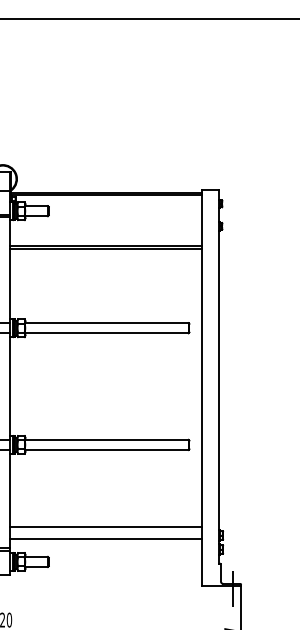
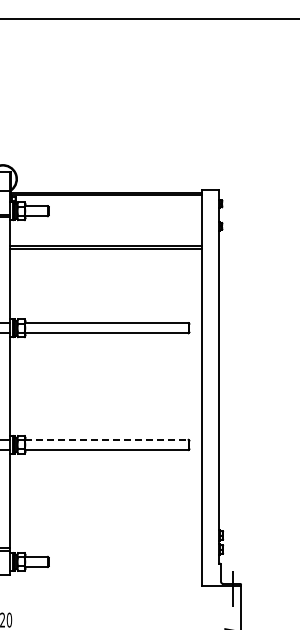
line: solid -> dashed (107, 439)
line: present -> none (106, 527)
line: present -> none (106, 538)
